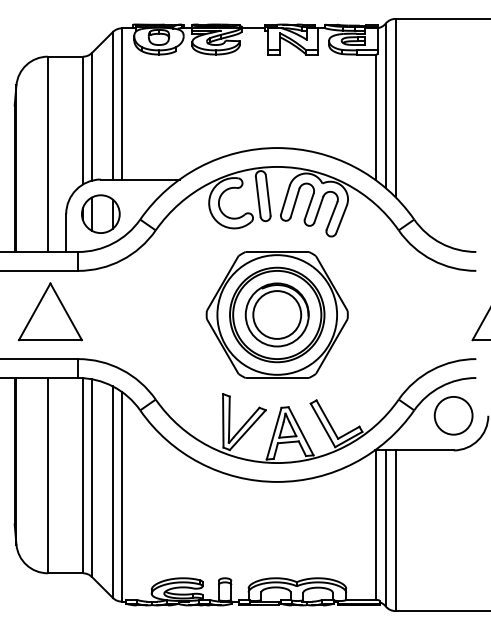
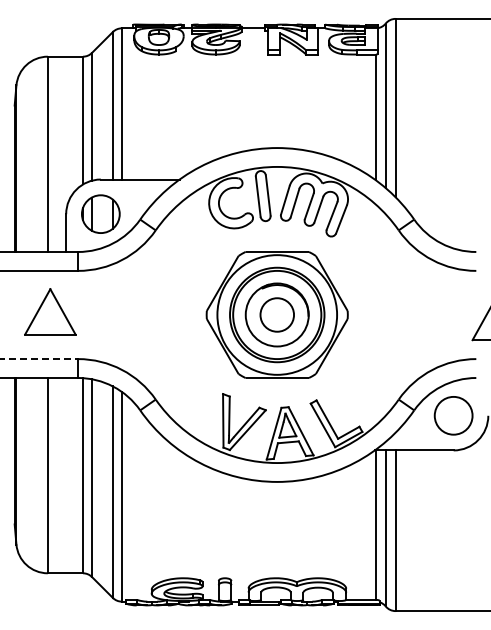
part size: 66x60 px -> 53x48 px (50, 311)
circle diameter: 48 px -> 34 px (277, 314)
line: solid -> dashed (39, 359)
